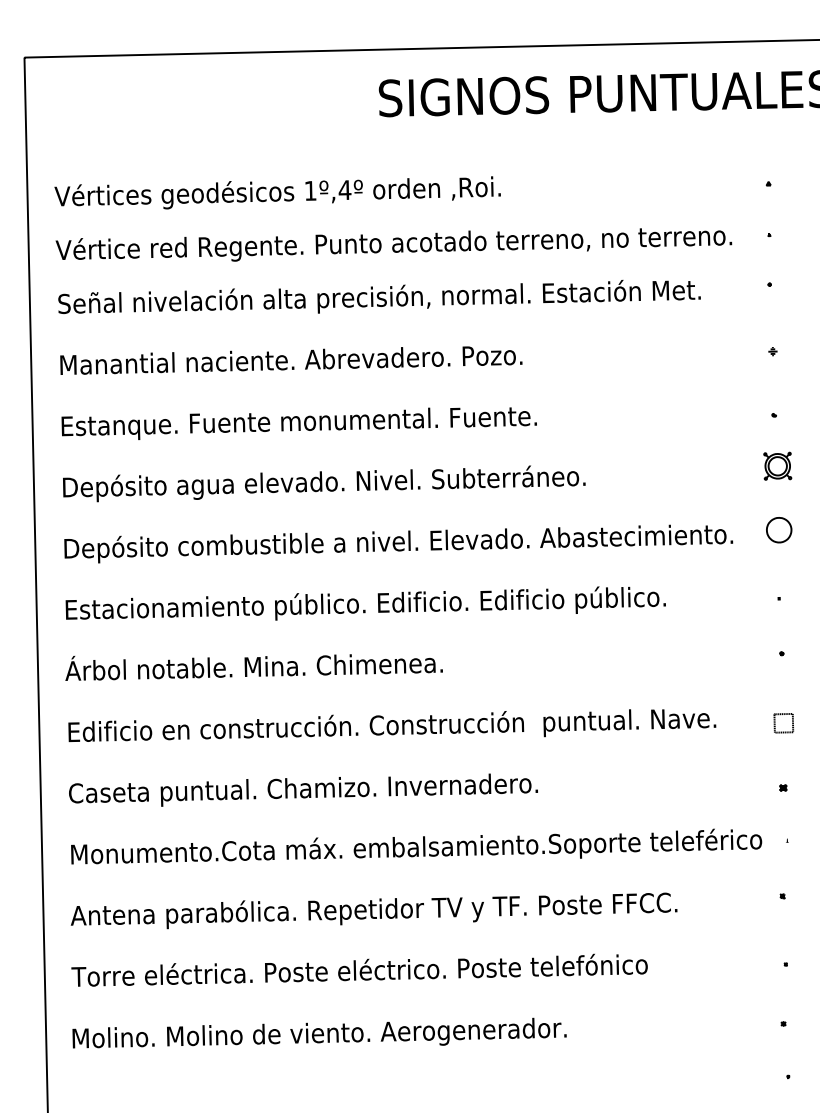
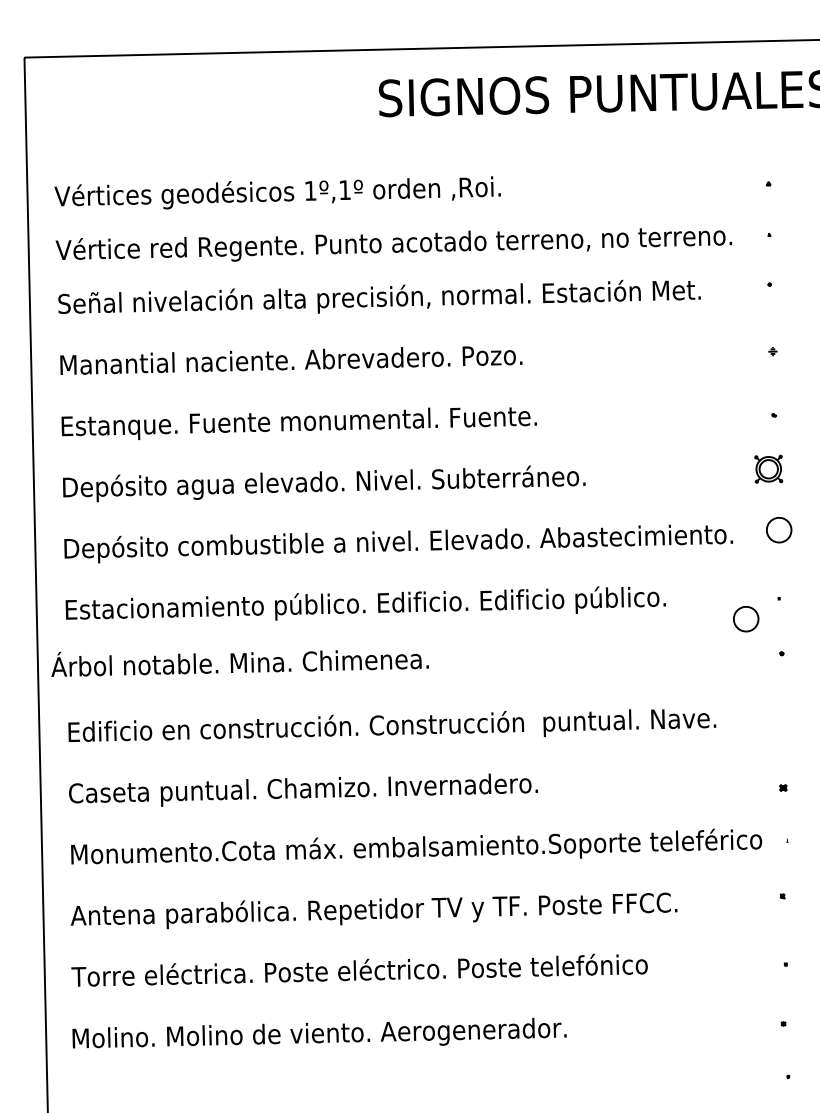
text: 1º,4º -> 1º,1º (344, 189)
part position: (777, 465) -> (768, 468) (768, 468)
part: none -> present (746, 619)
text position: (253, 667) -> (239, 663) (239, 663)
part: present -> none (783, 723)
